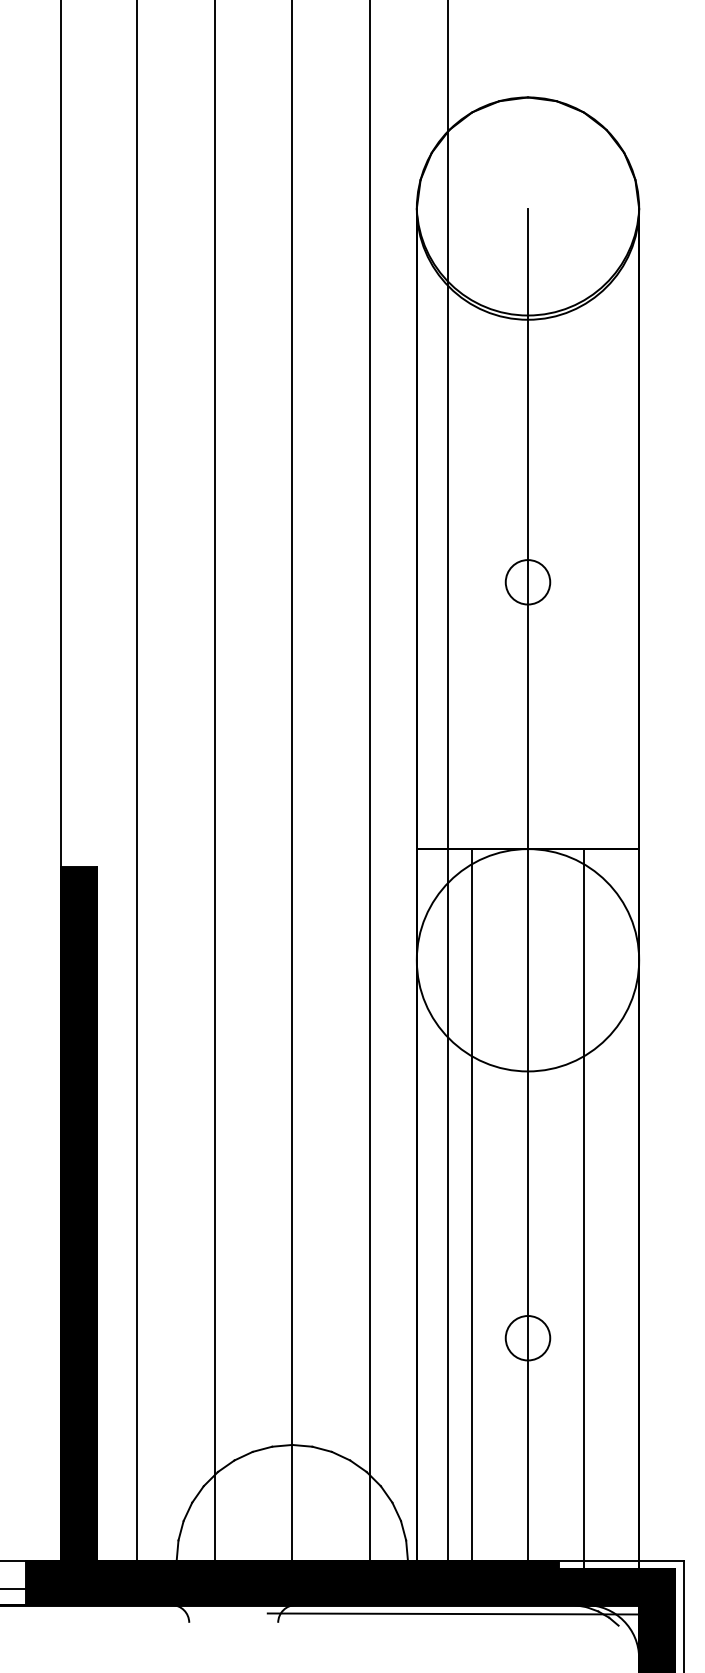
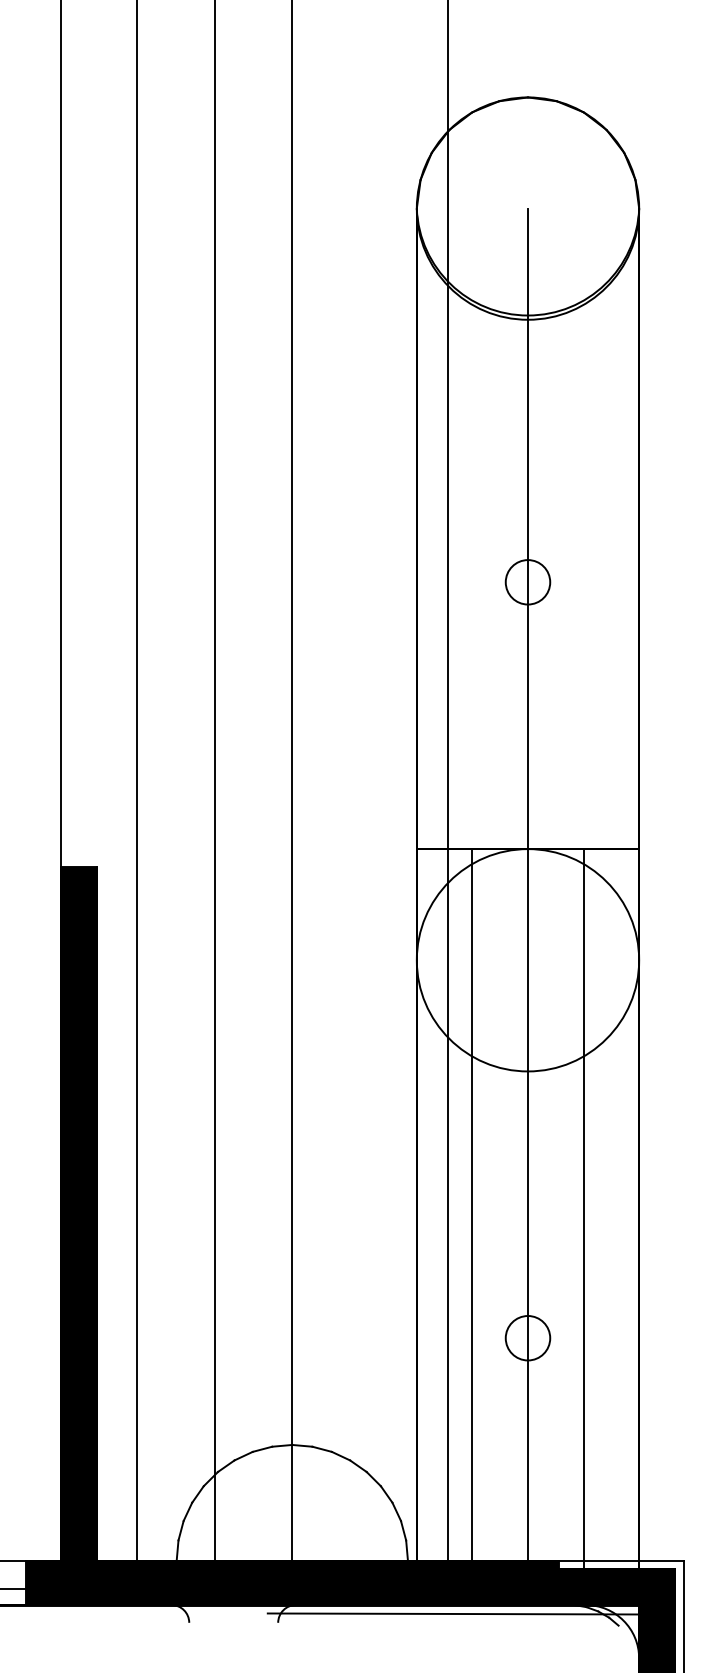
line: present -> none (370, 803)
